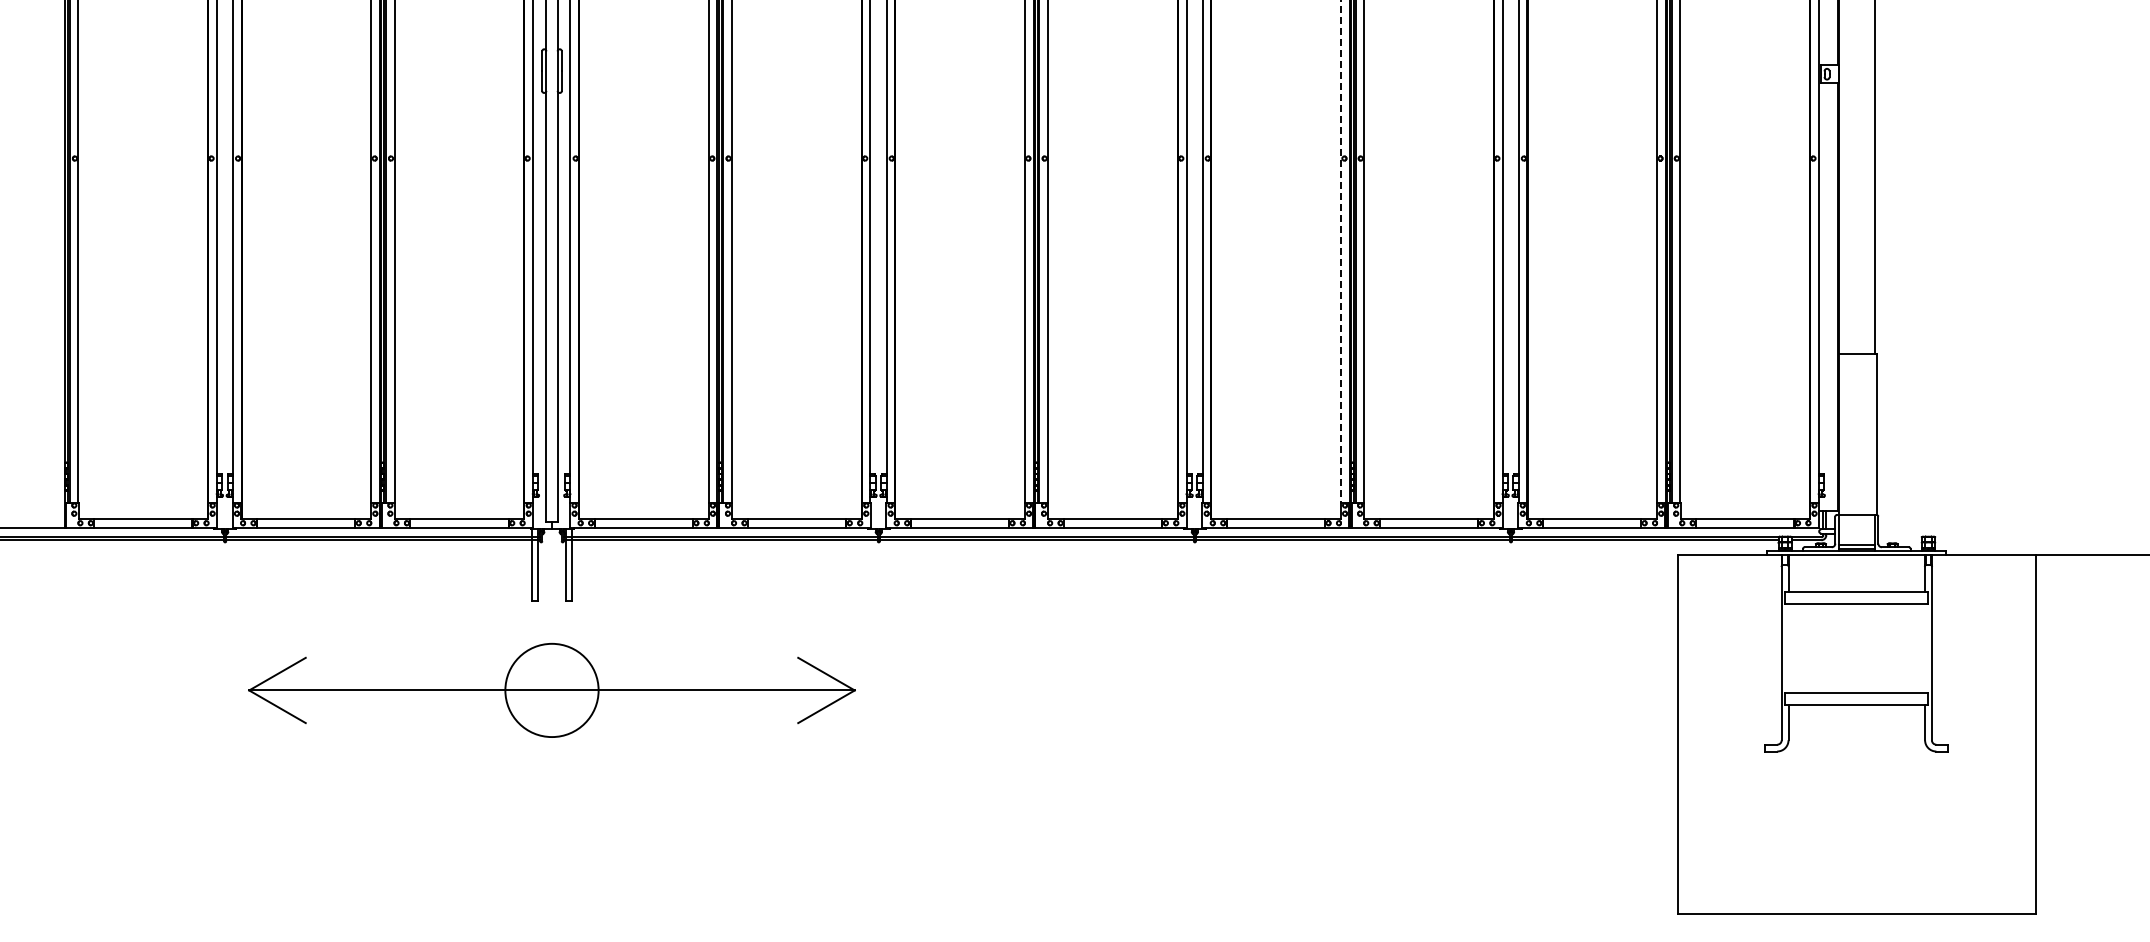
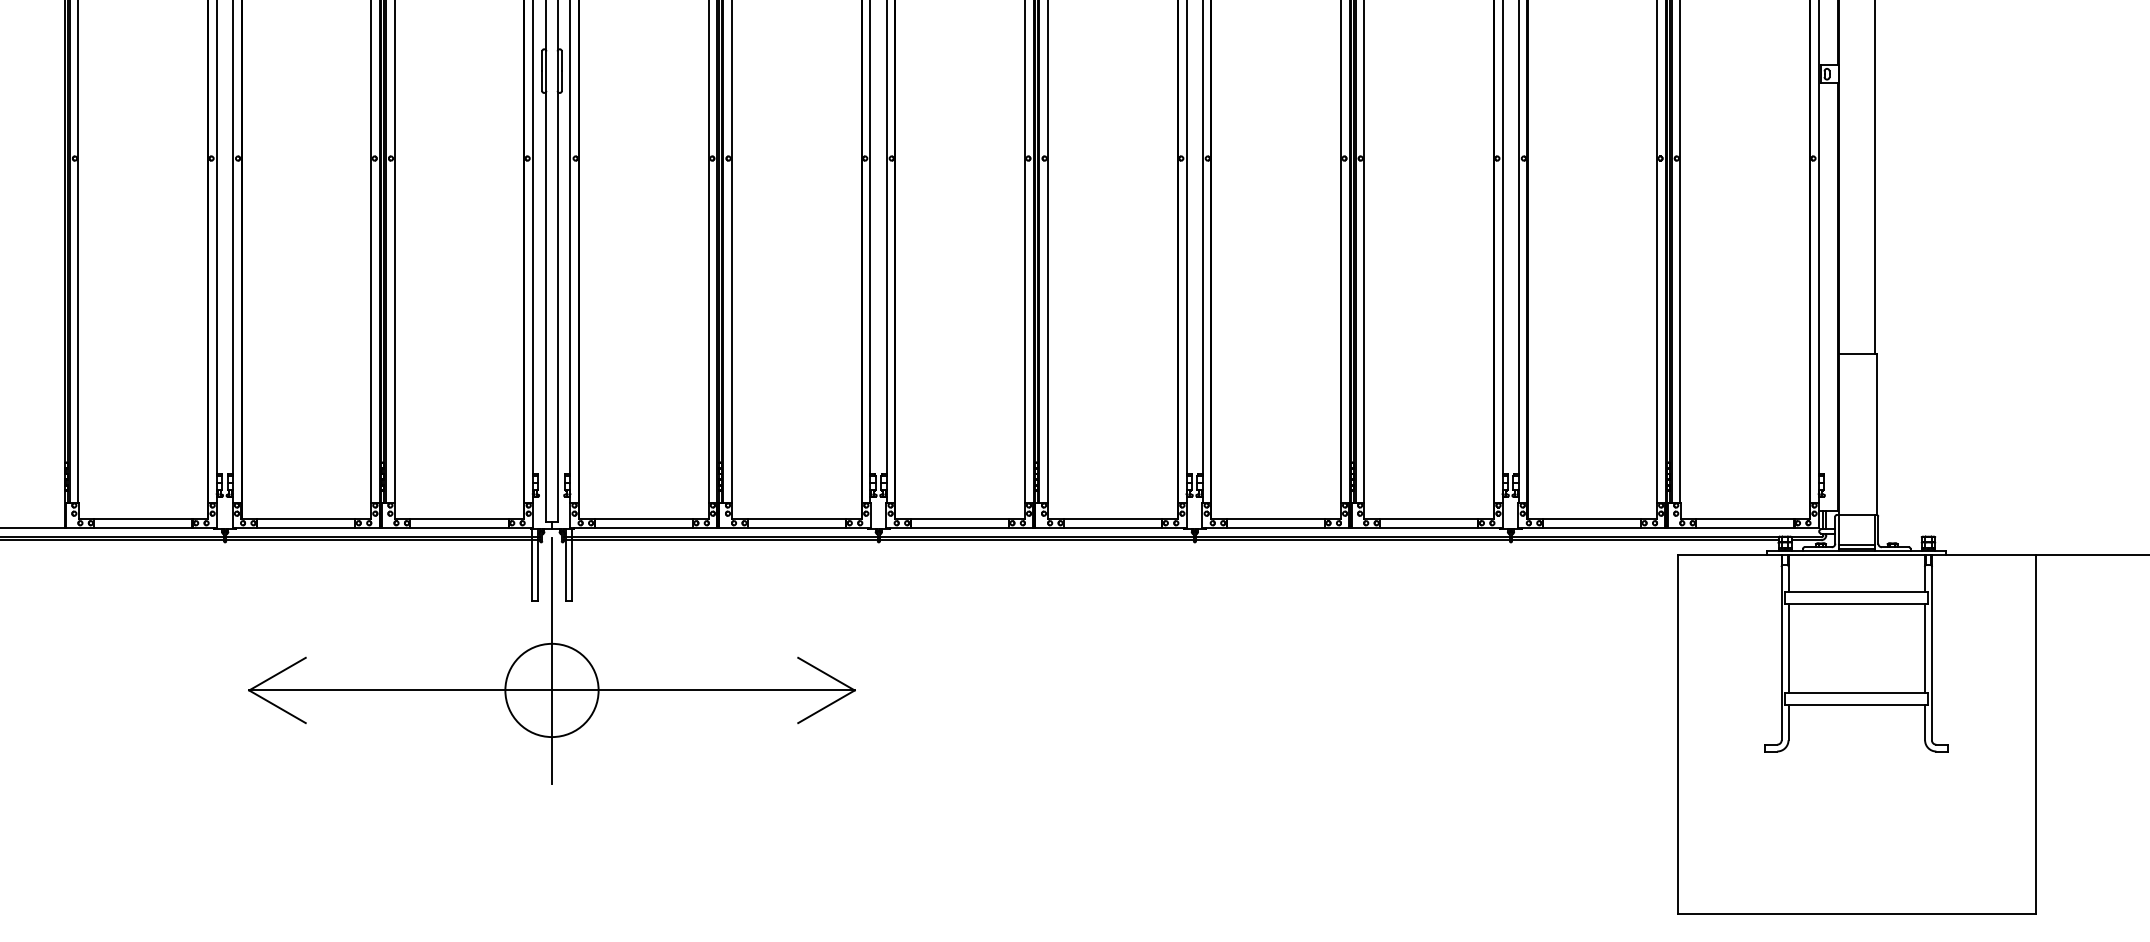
line: dashed -> solid (1340, 251)
line: none -> present (1788, 648)
line: none -> present (1925, 648)
line: none -> present (552, 660)
